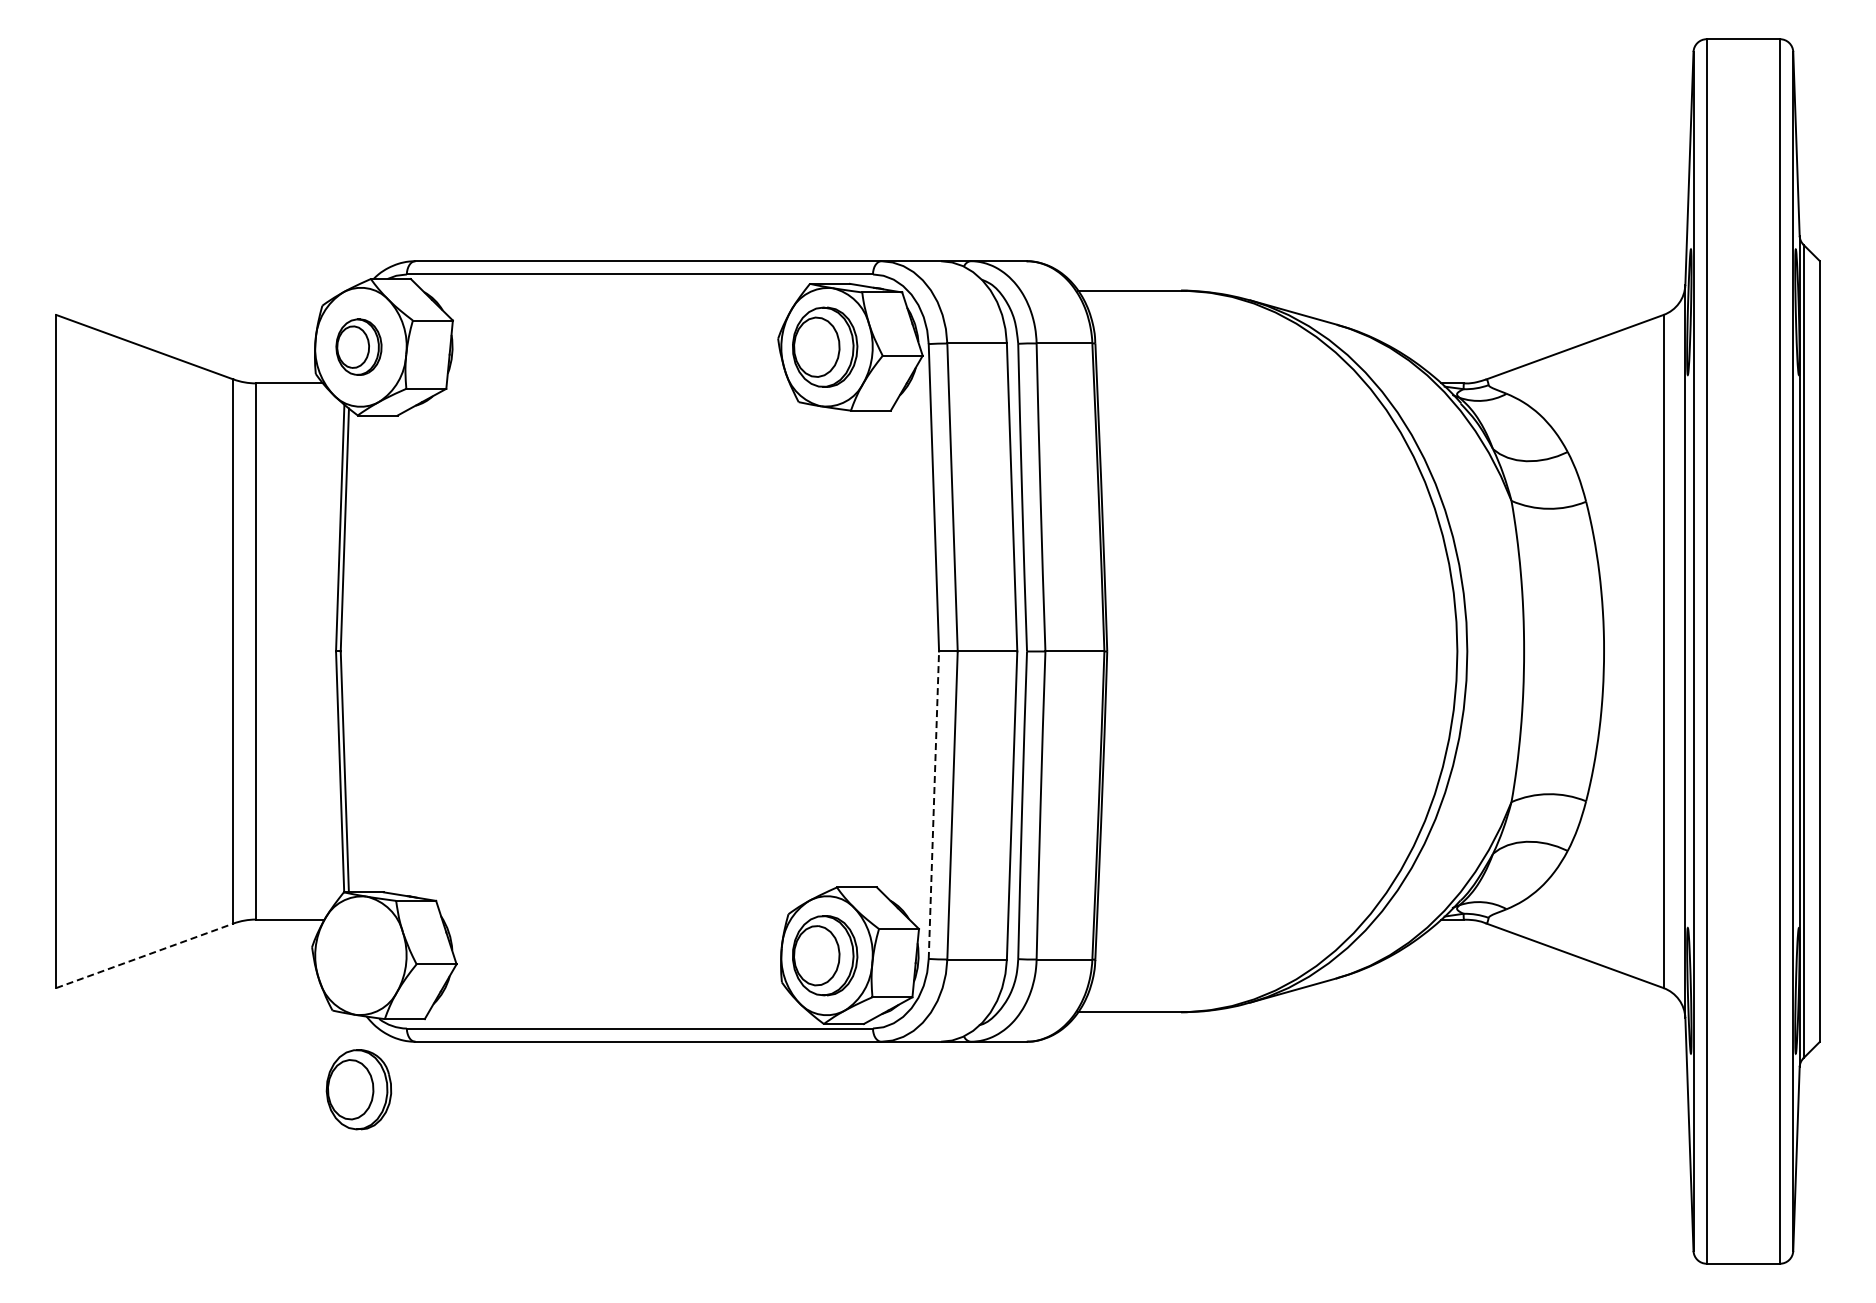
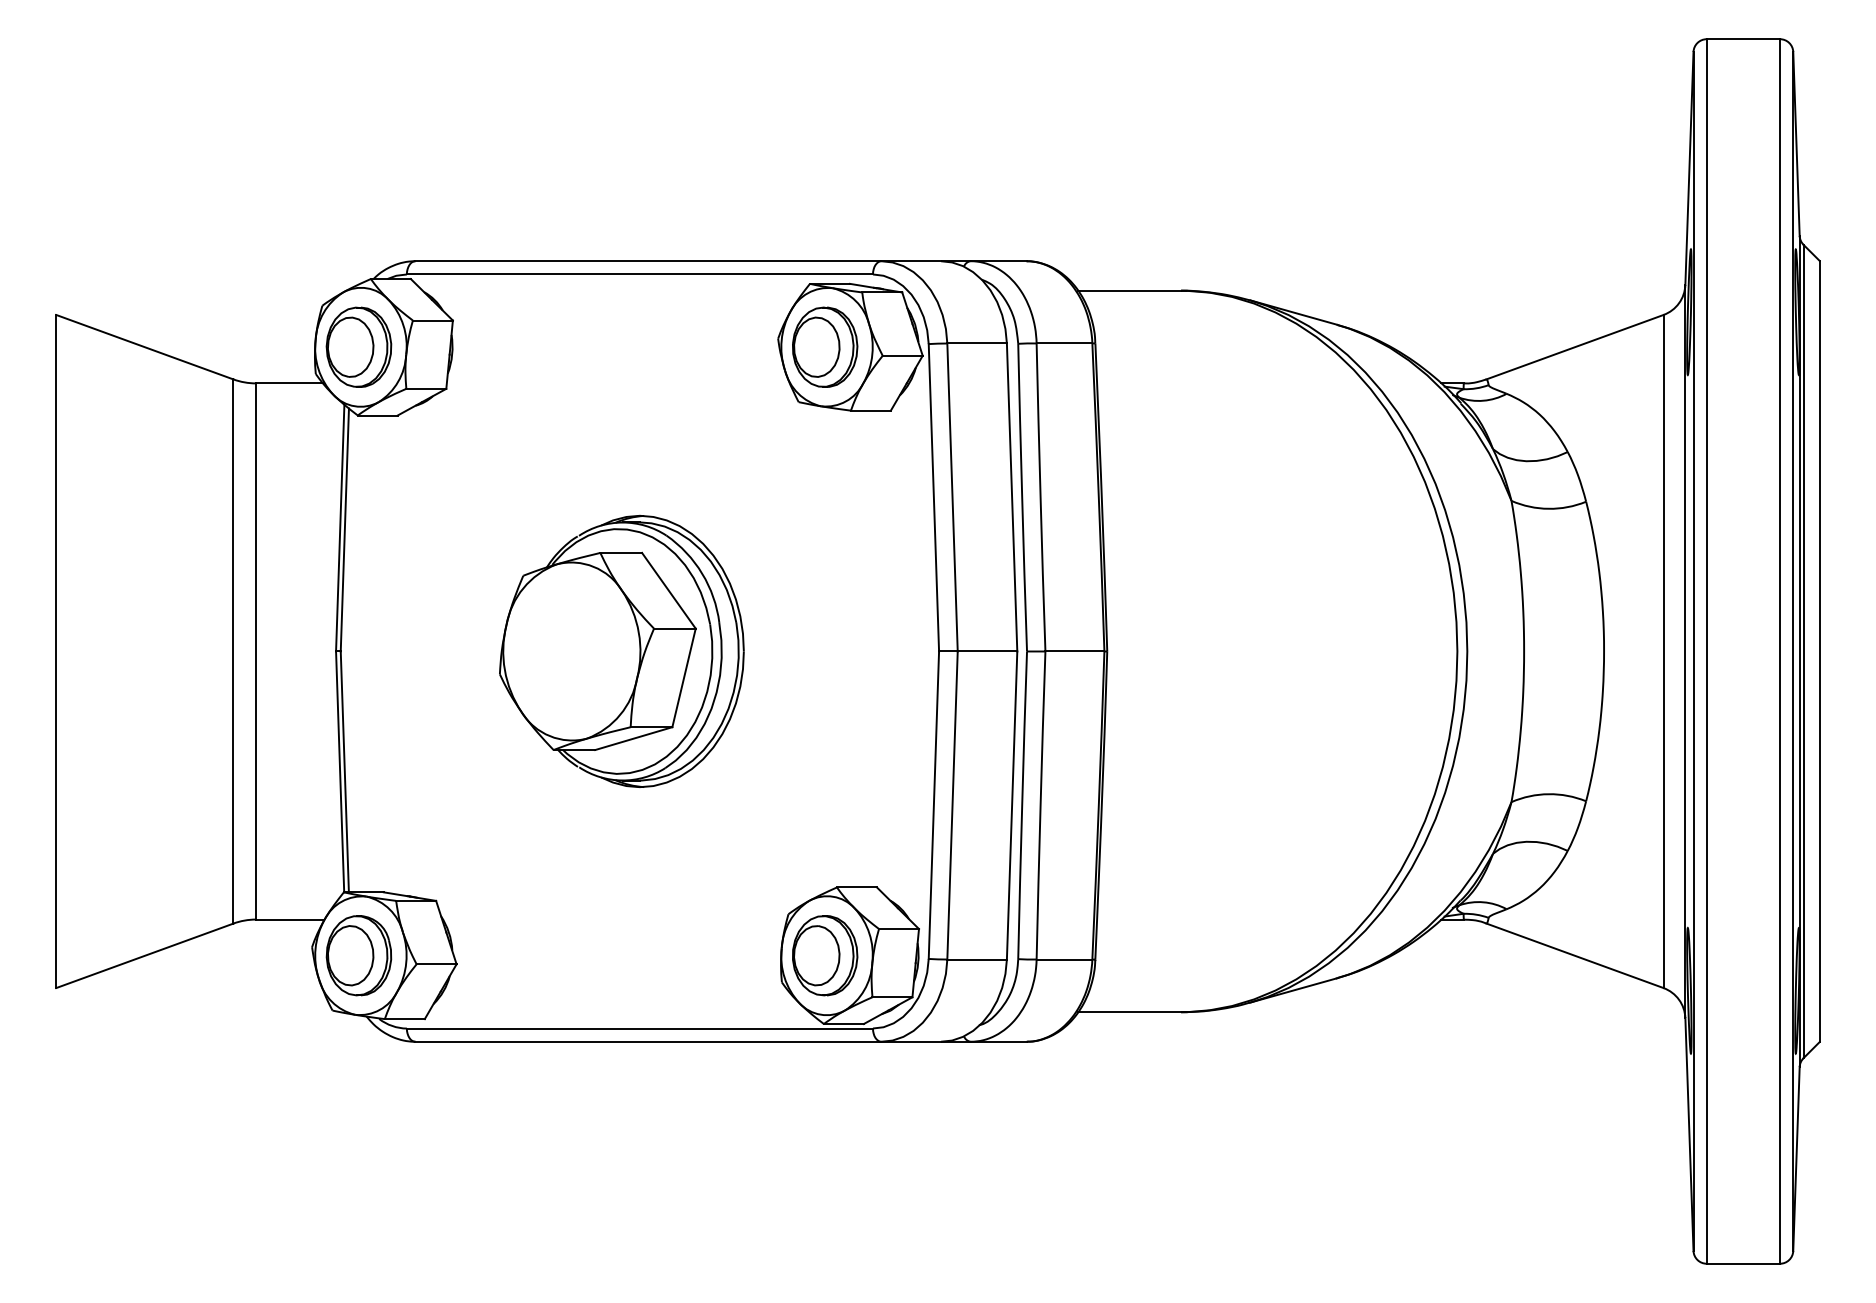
part size: 48x58 px -> 68x82 px (358, 346)
part: none -> present (621, 650)
line: dashed -> solid (933, 805)
line: dashed -> solid (145, 955)
part position: (358, 1089) -> (358, 955) (358, 955)
